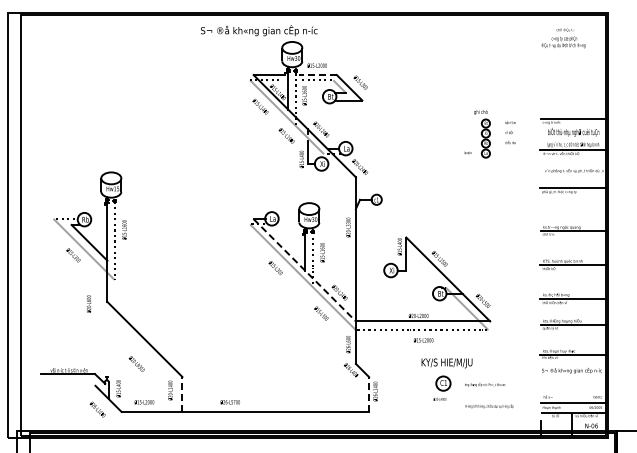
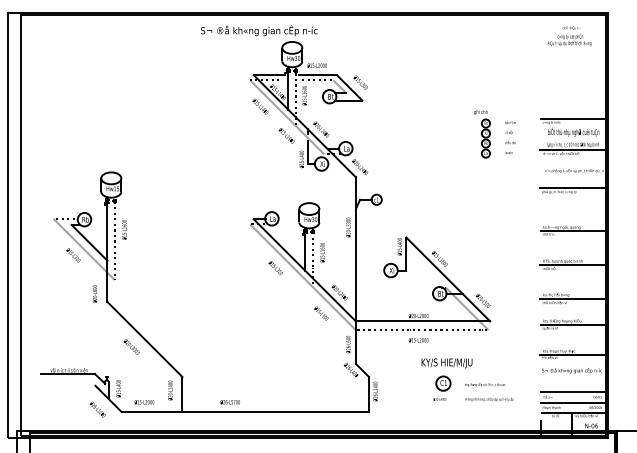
text position: (563, 38) -> (569, 36) (569, 36)
line: dashed -> solid (317, 75)
text position: (467, 152) -> (508, 152) (508, 152)
line: dashed -> solid (305, 270)
text position: (89, 303) -> (95, 293) (95, 293)
text position: (423, 340) -> (418, 340) (418, 340)
text position: (136, 363) -> (131, 346) (131, 346)
line: none -> present (573, 392)
line: dashed -> solid (182, 393)
line: dashed -> solid (369, 393)
text position: (489, 406) -> (489, 399) (489, 399)
